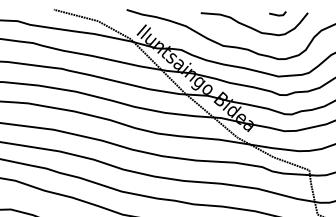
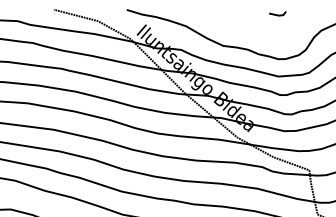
part: present -> none (254, 24)
